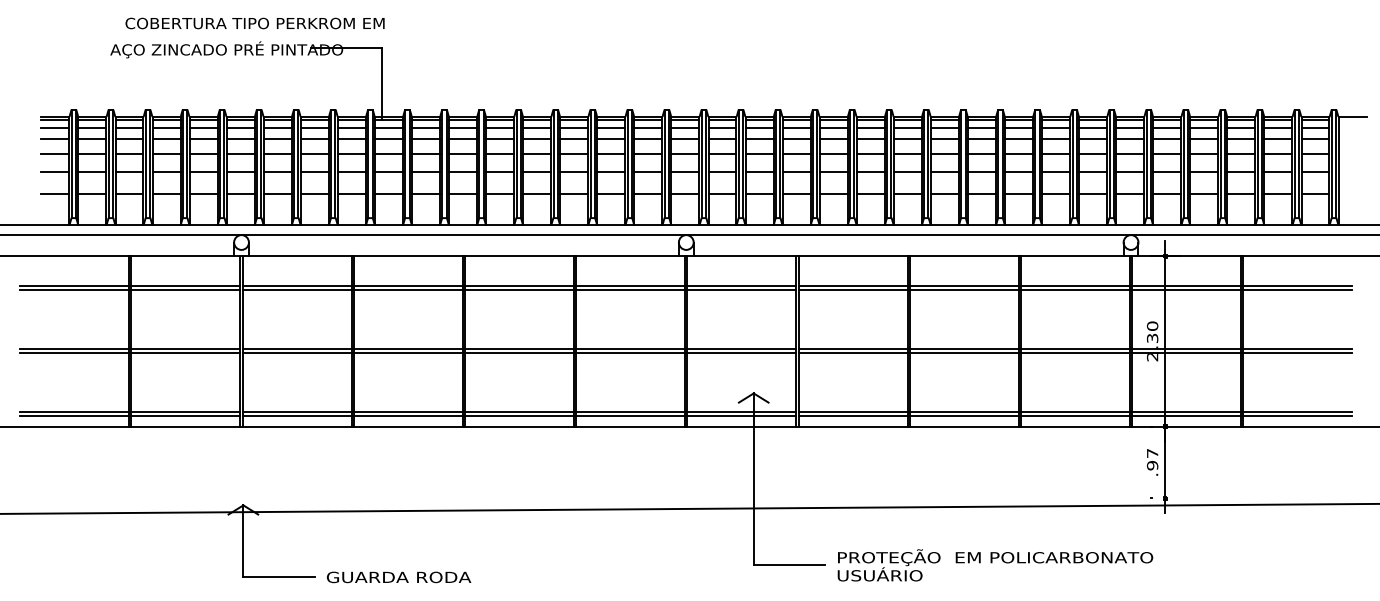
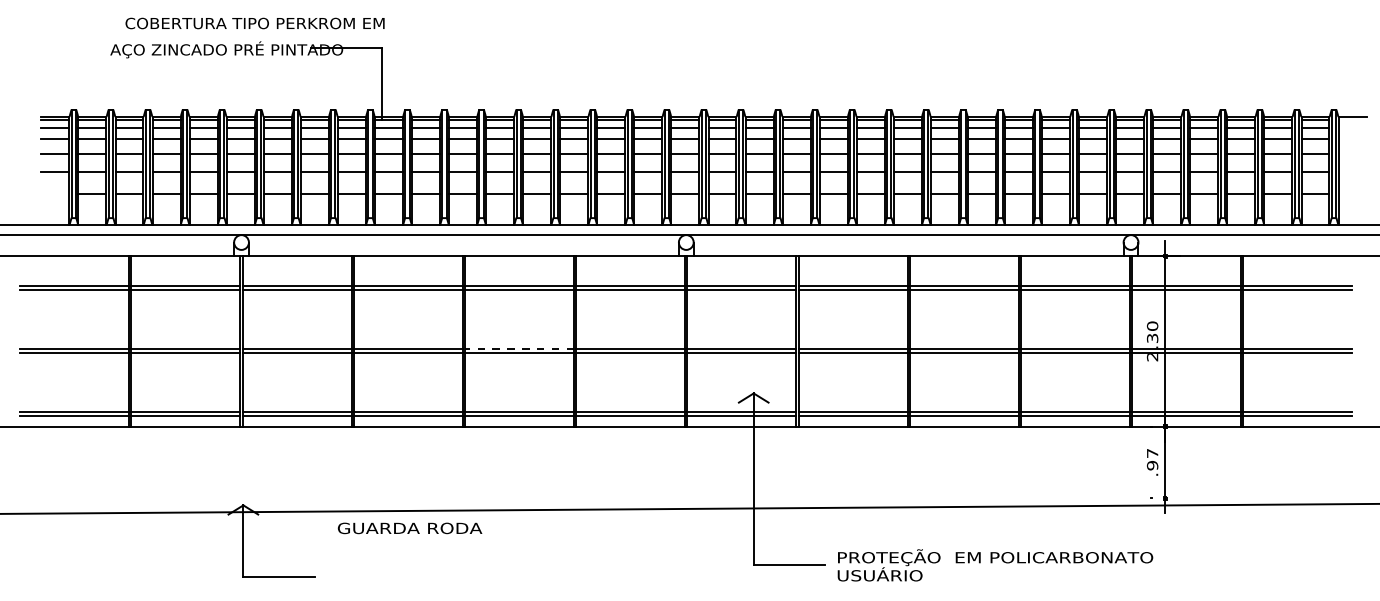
line: present -> none (55, 194)
line: solid -> dashed (519, 348)
text position: (398, 577) -> (409, 528) (409, 528)
